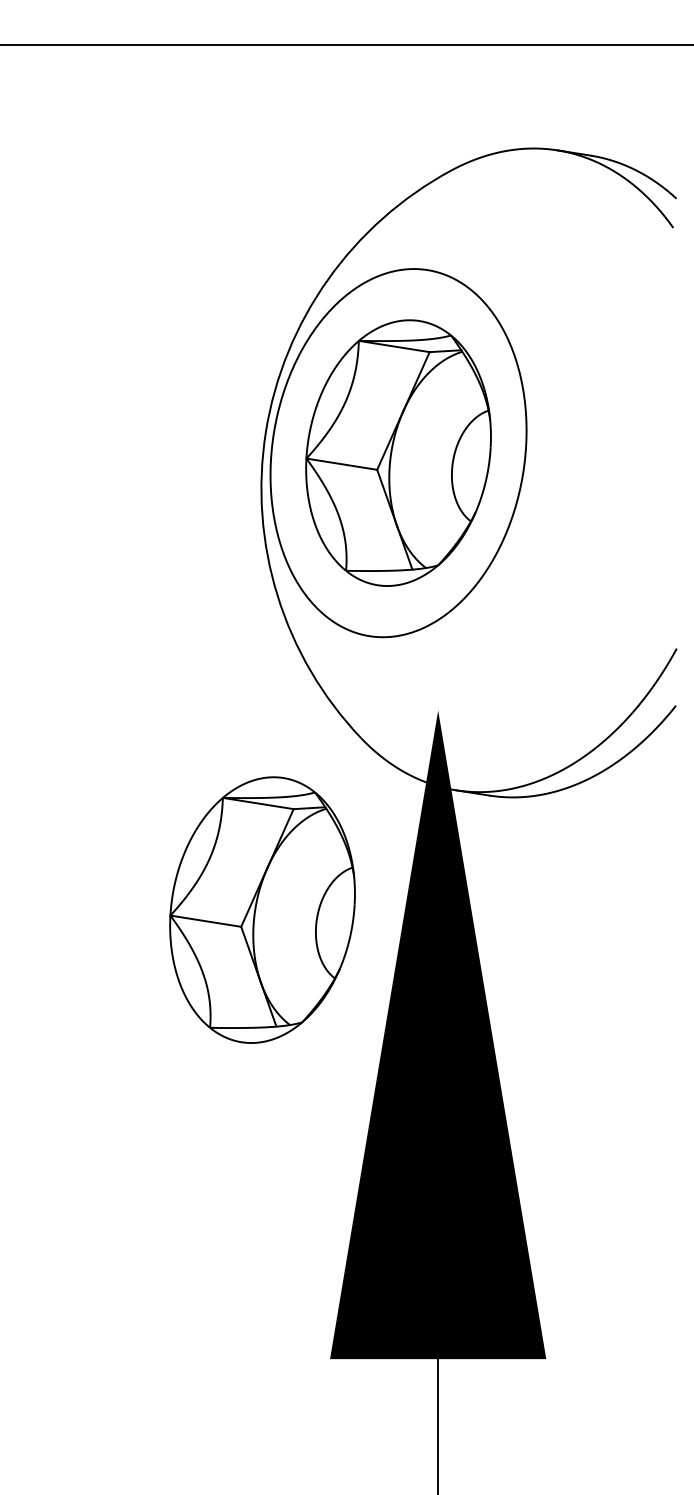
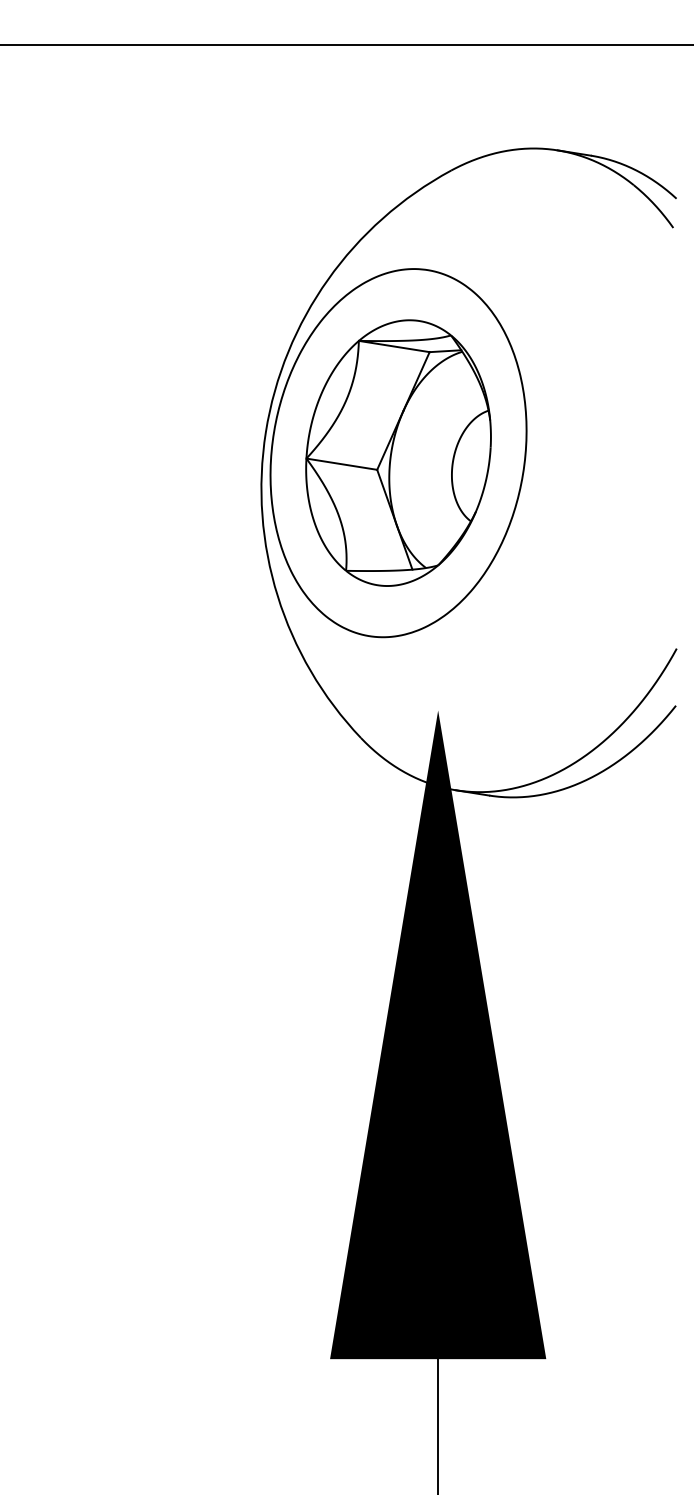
part: present -> none (262, 909)
